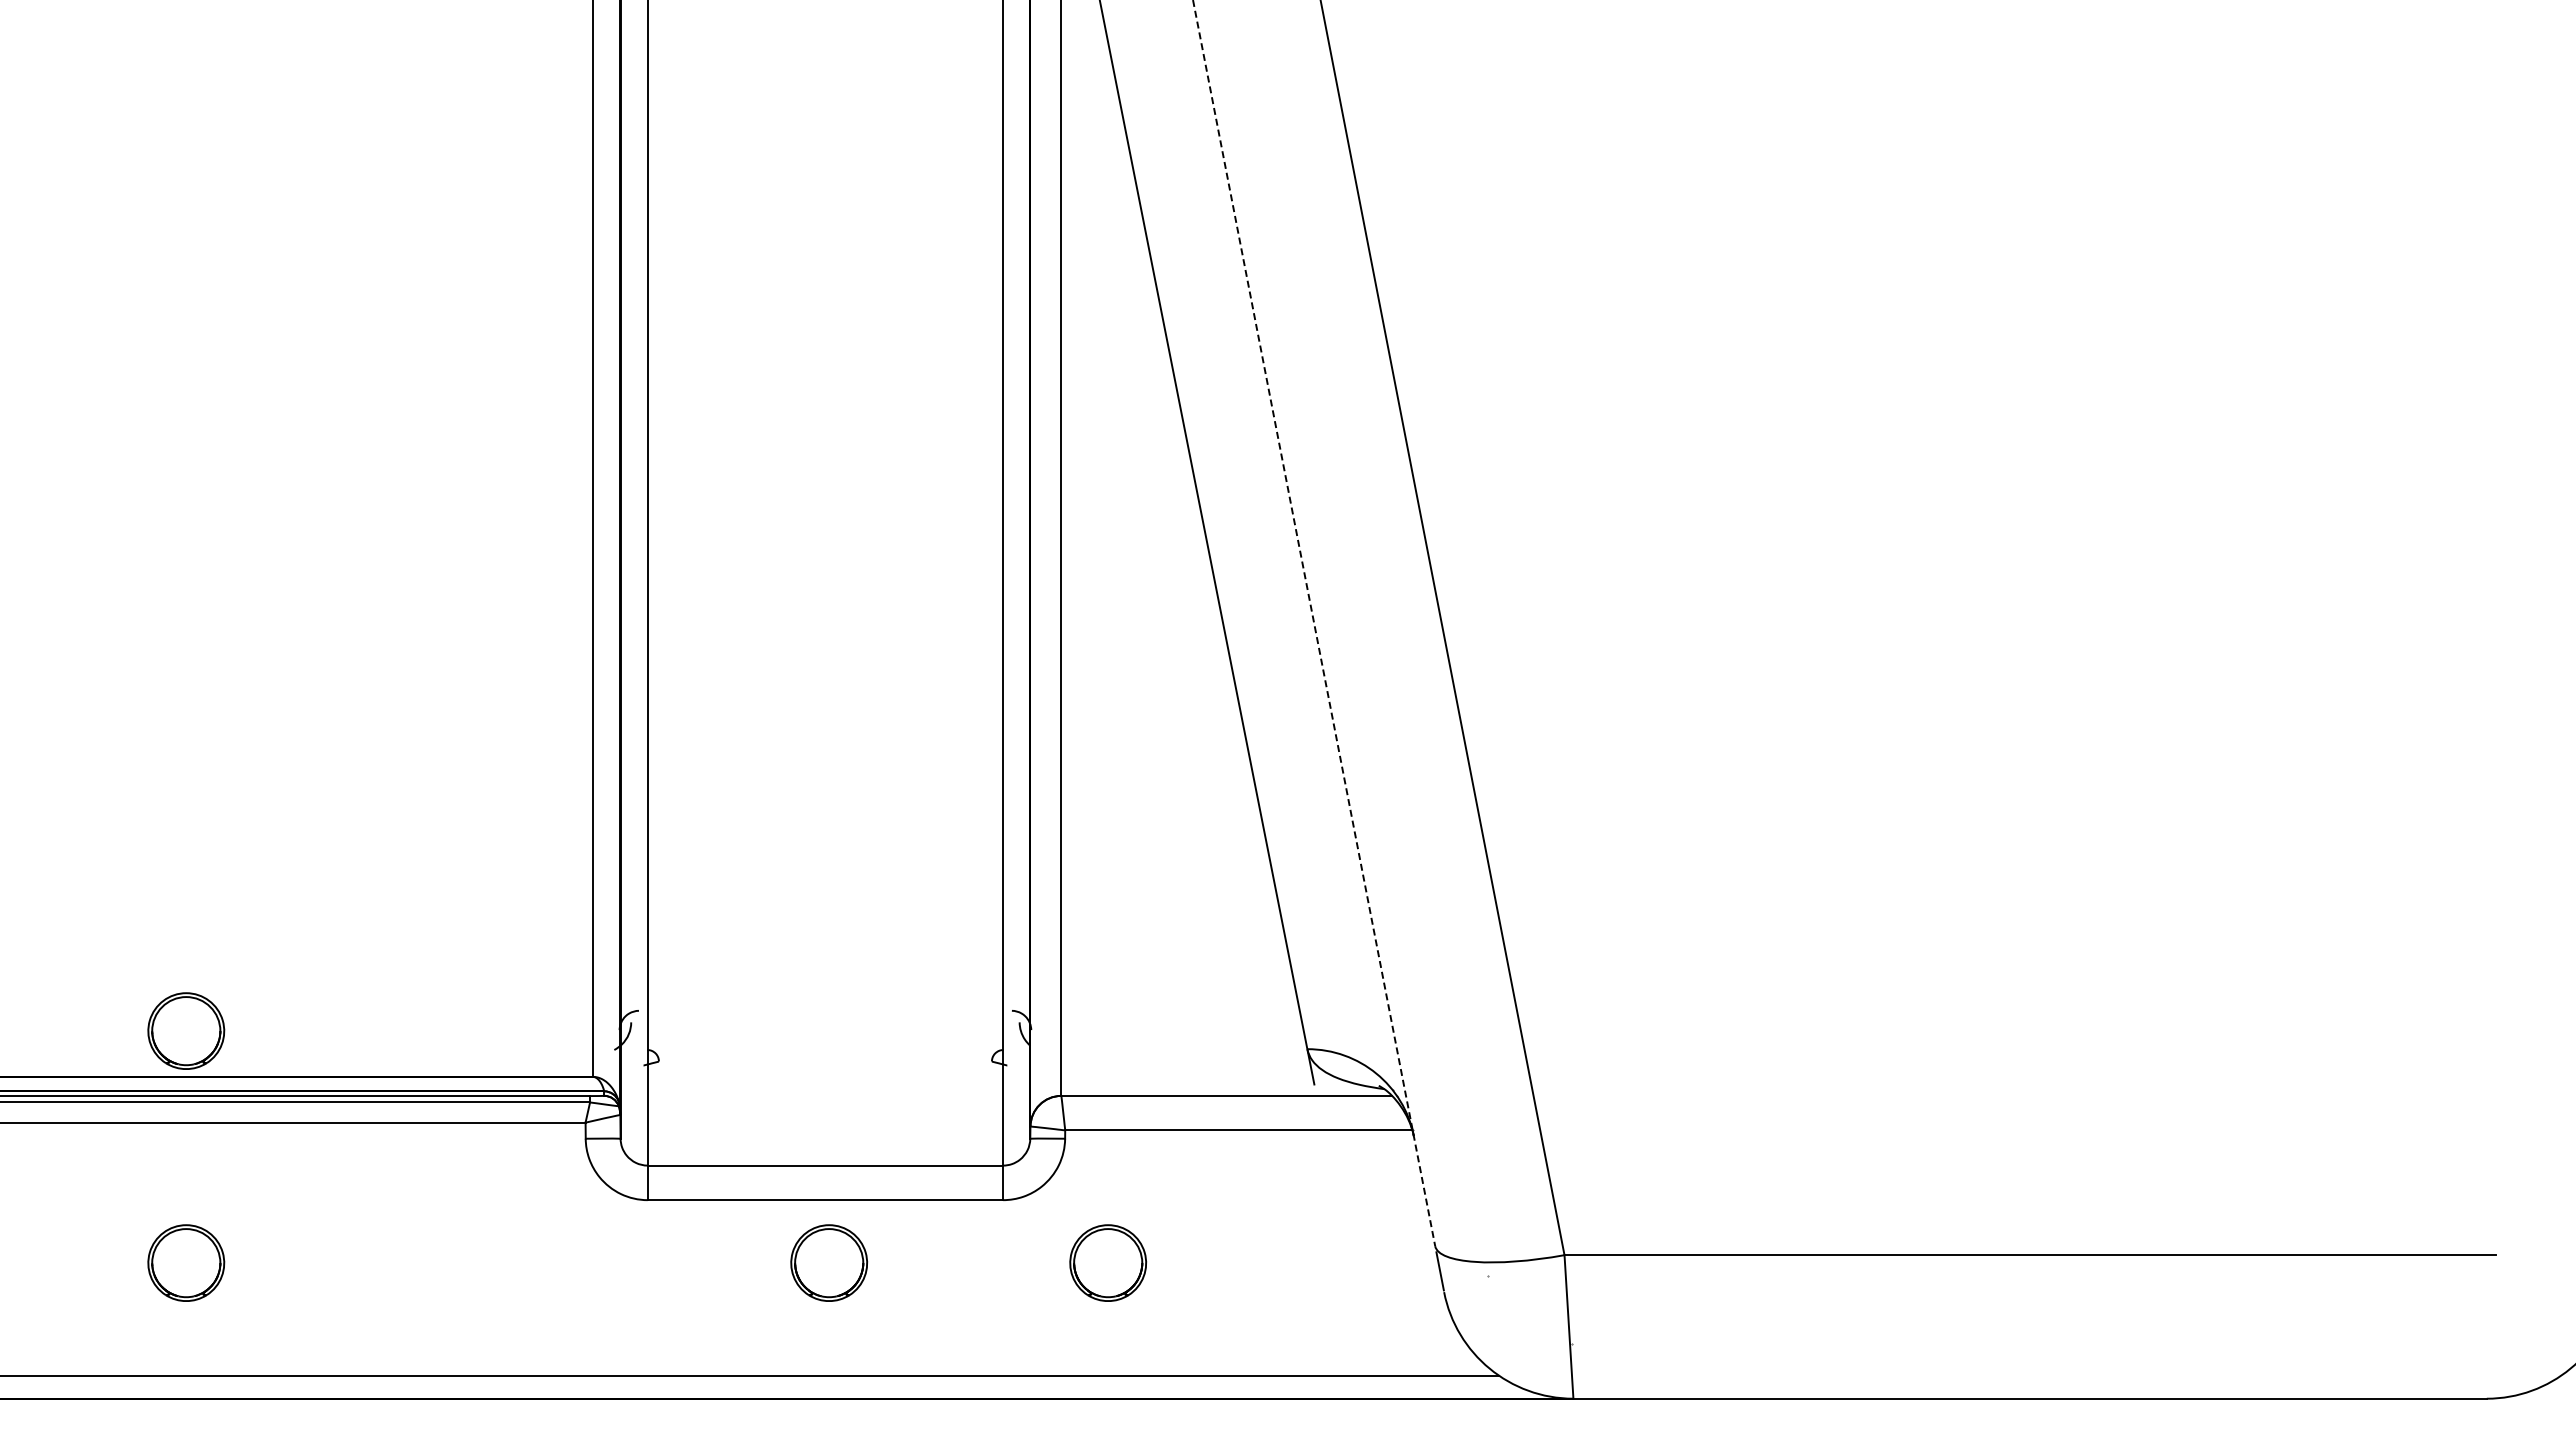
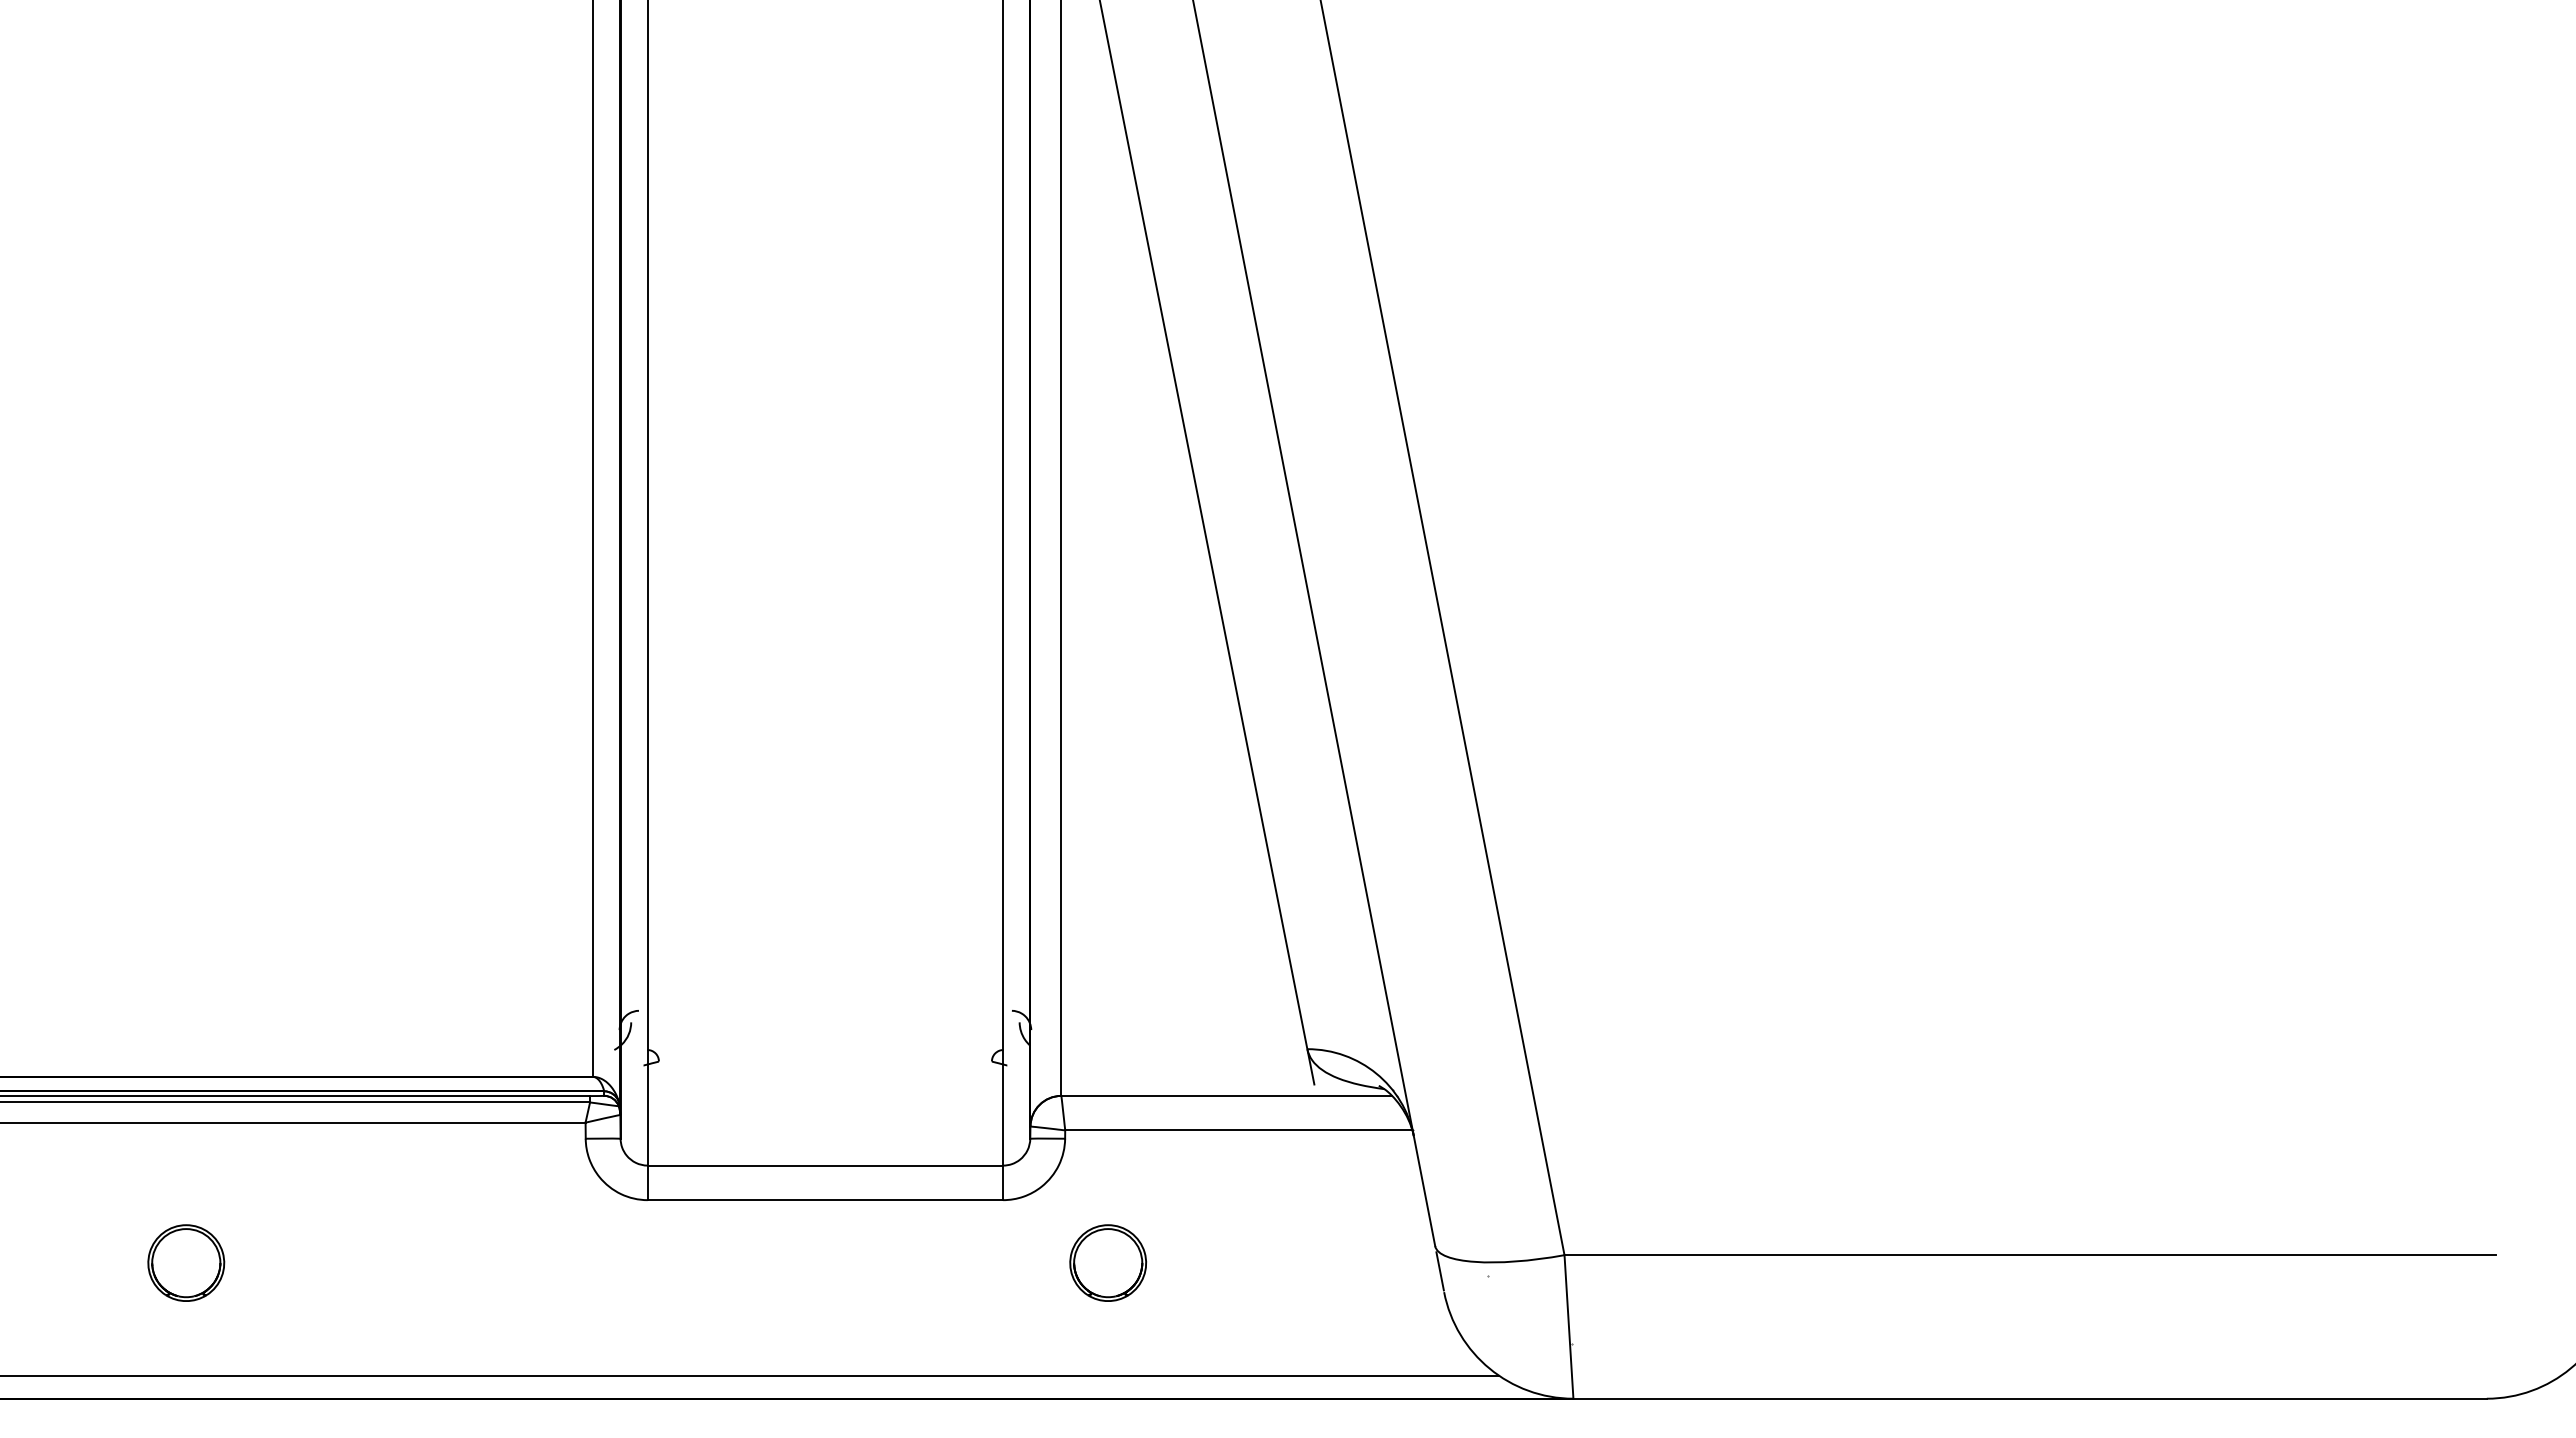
line: dashed -> solid (1314, 624)
part: present -> none (186, 1030)
part: present -> none (829, 1262)
